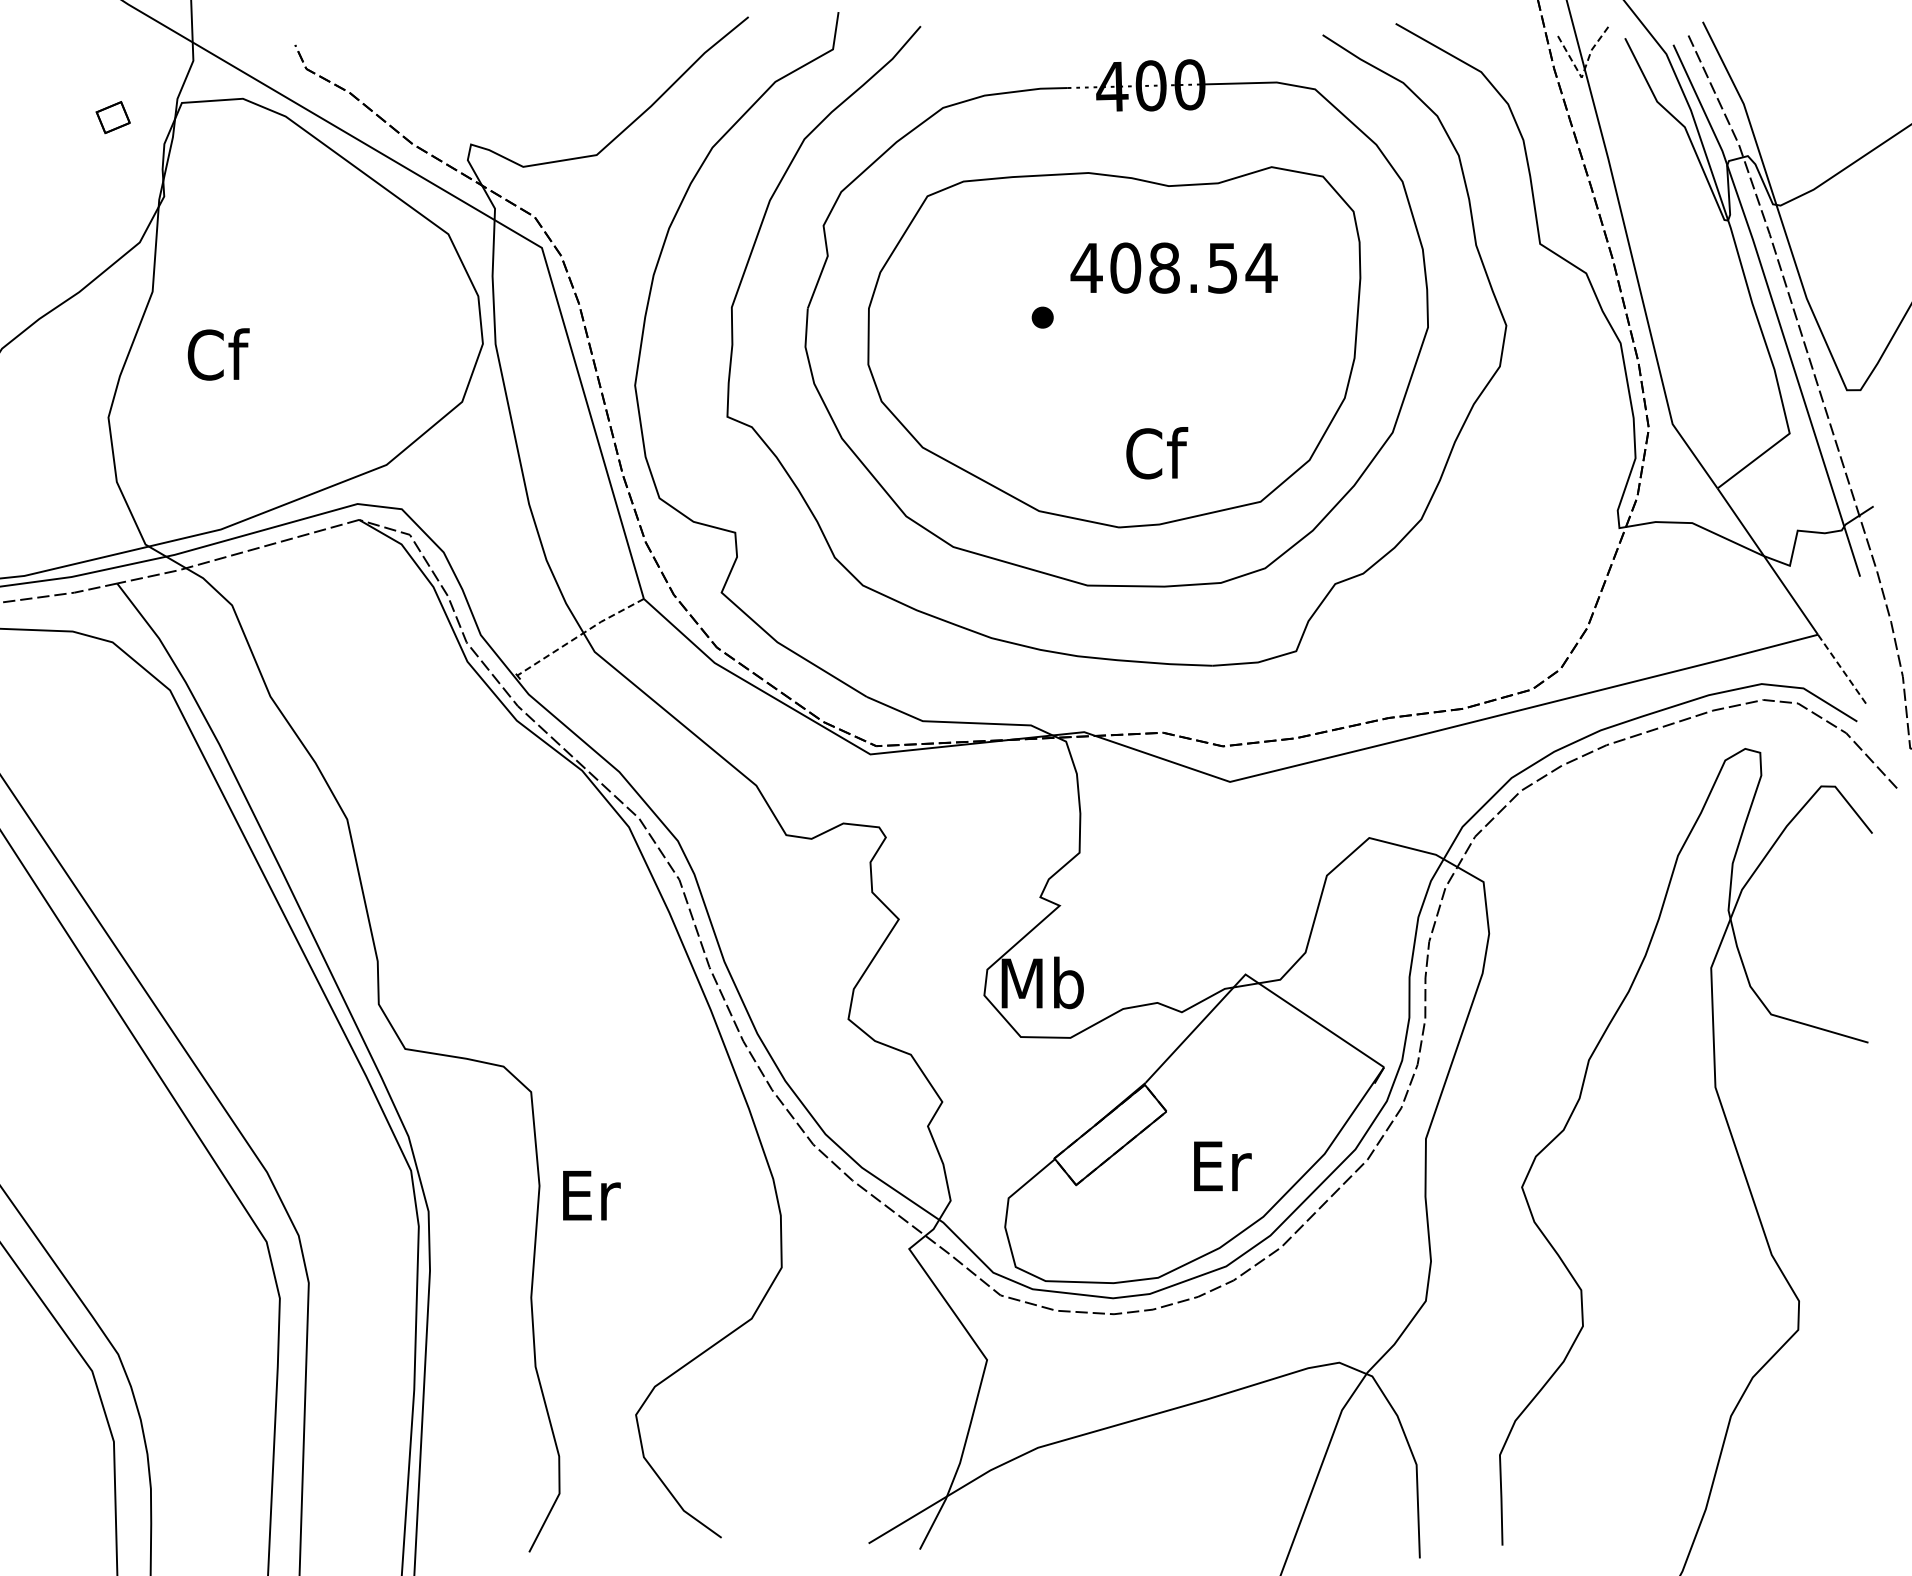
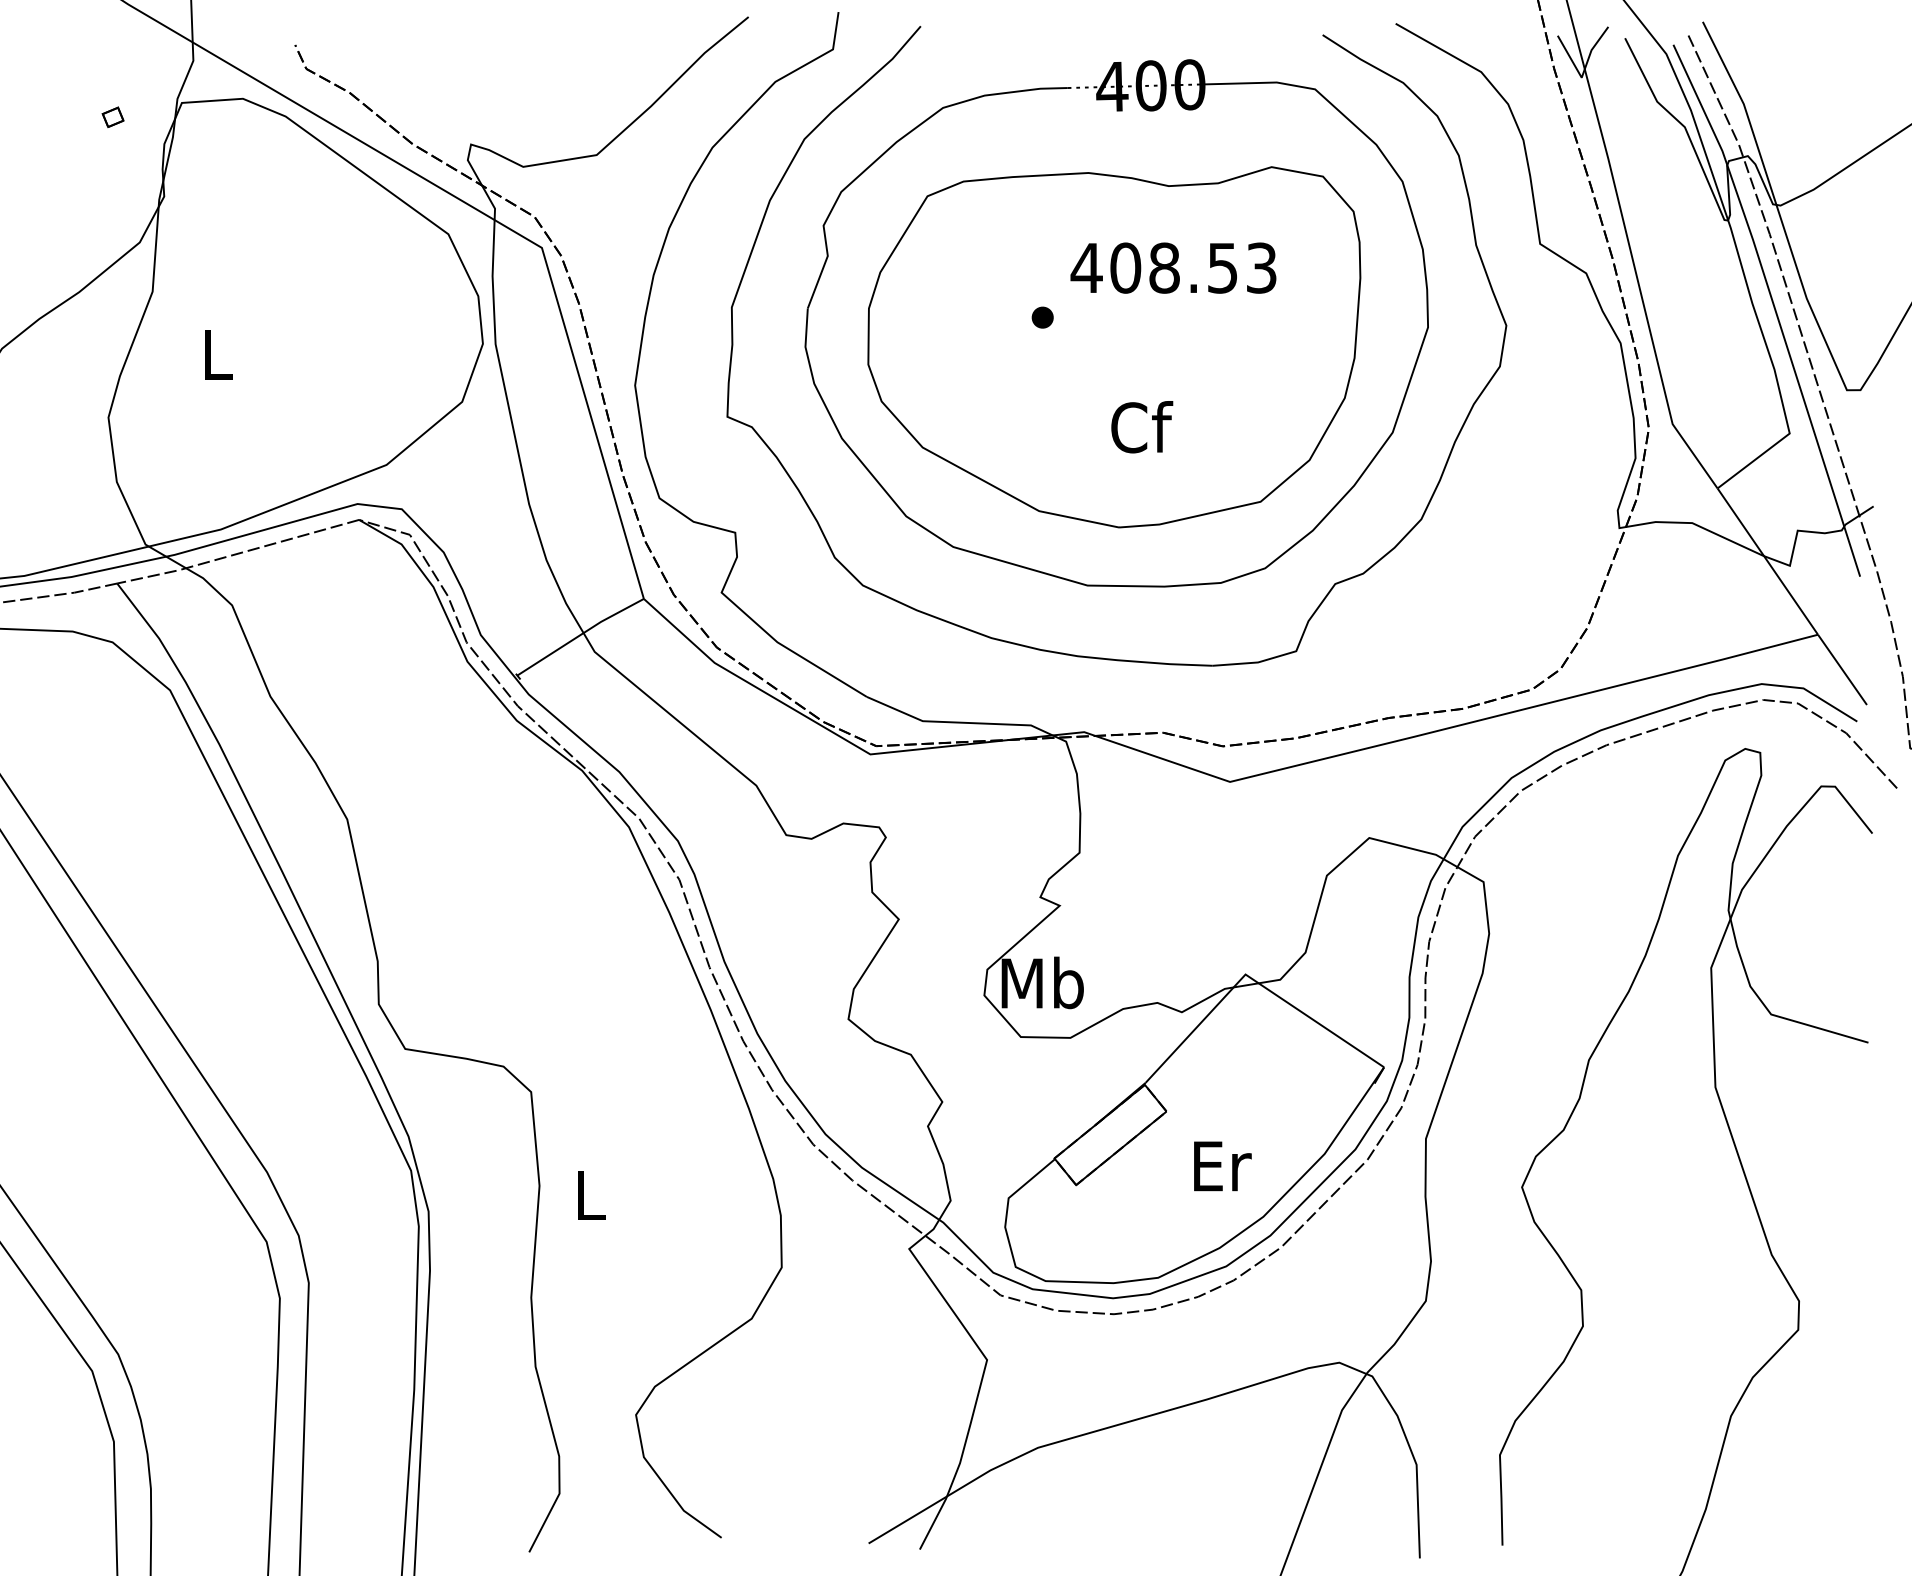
line: dashed -> solid (1583, 73)
part size: 36x34 px -> 24x22 px (112, 116)
text: 408.54 -> 408.53 (1261, 267)
text: Cf -> L (218, 354)
text position: (1157, 453) -> (1142, 427) (1142, 427)
line: dashed -> solid (580, 635)
line: dashed -> solid (1842, 669)
text: Er -> L (591, 1195)
